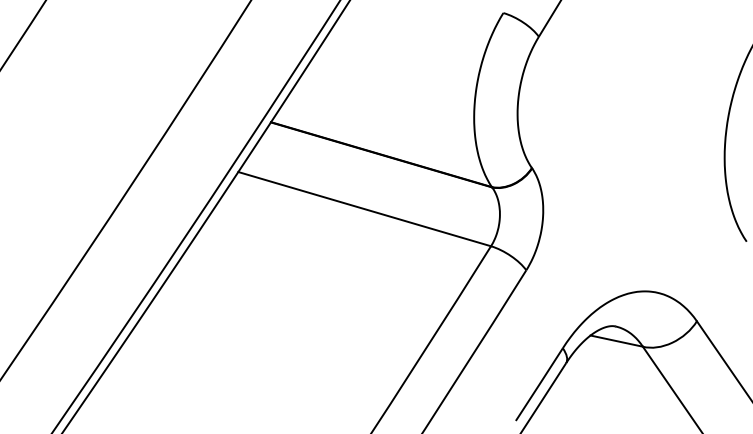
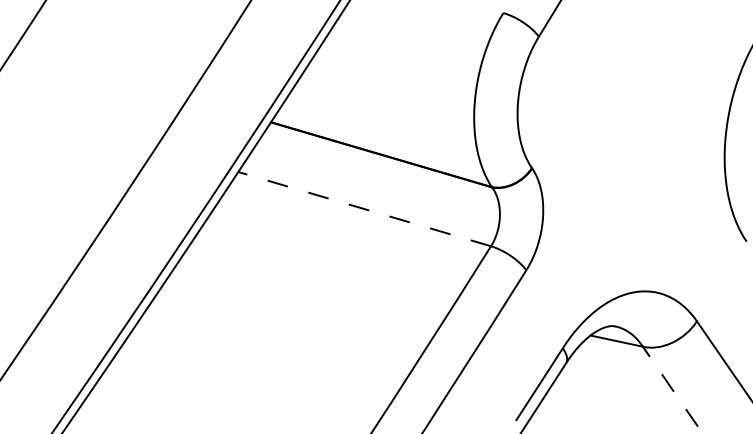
line: solid -> dashed (364, 209)
line: solid -> dashed (672, 390)
